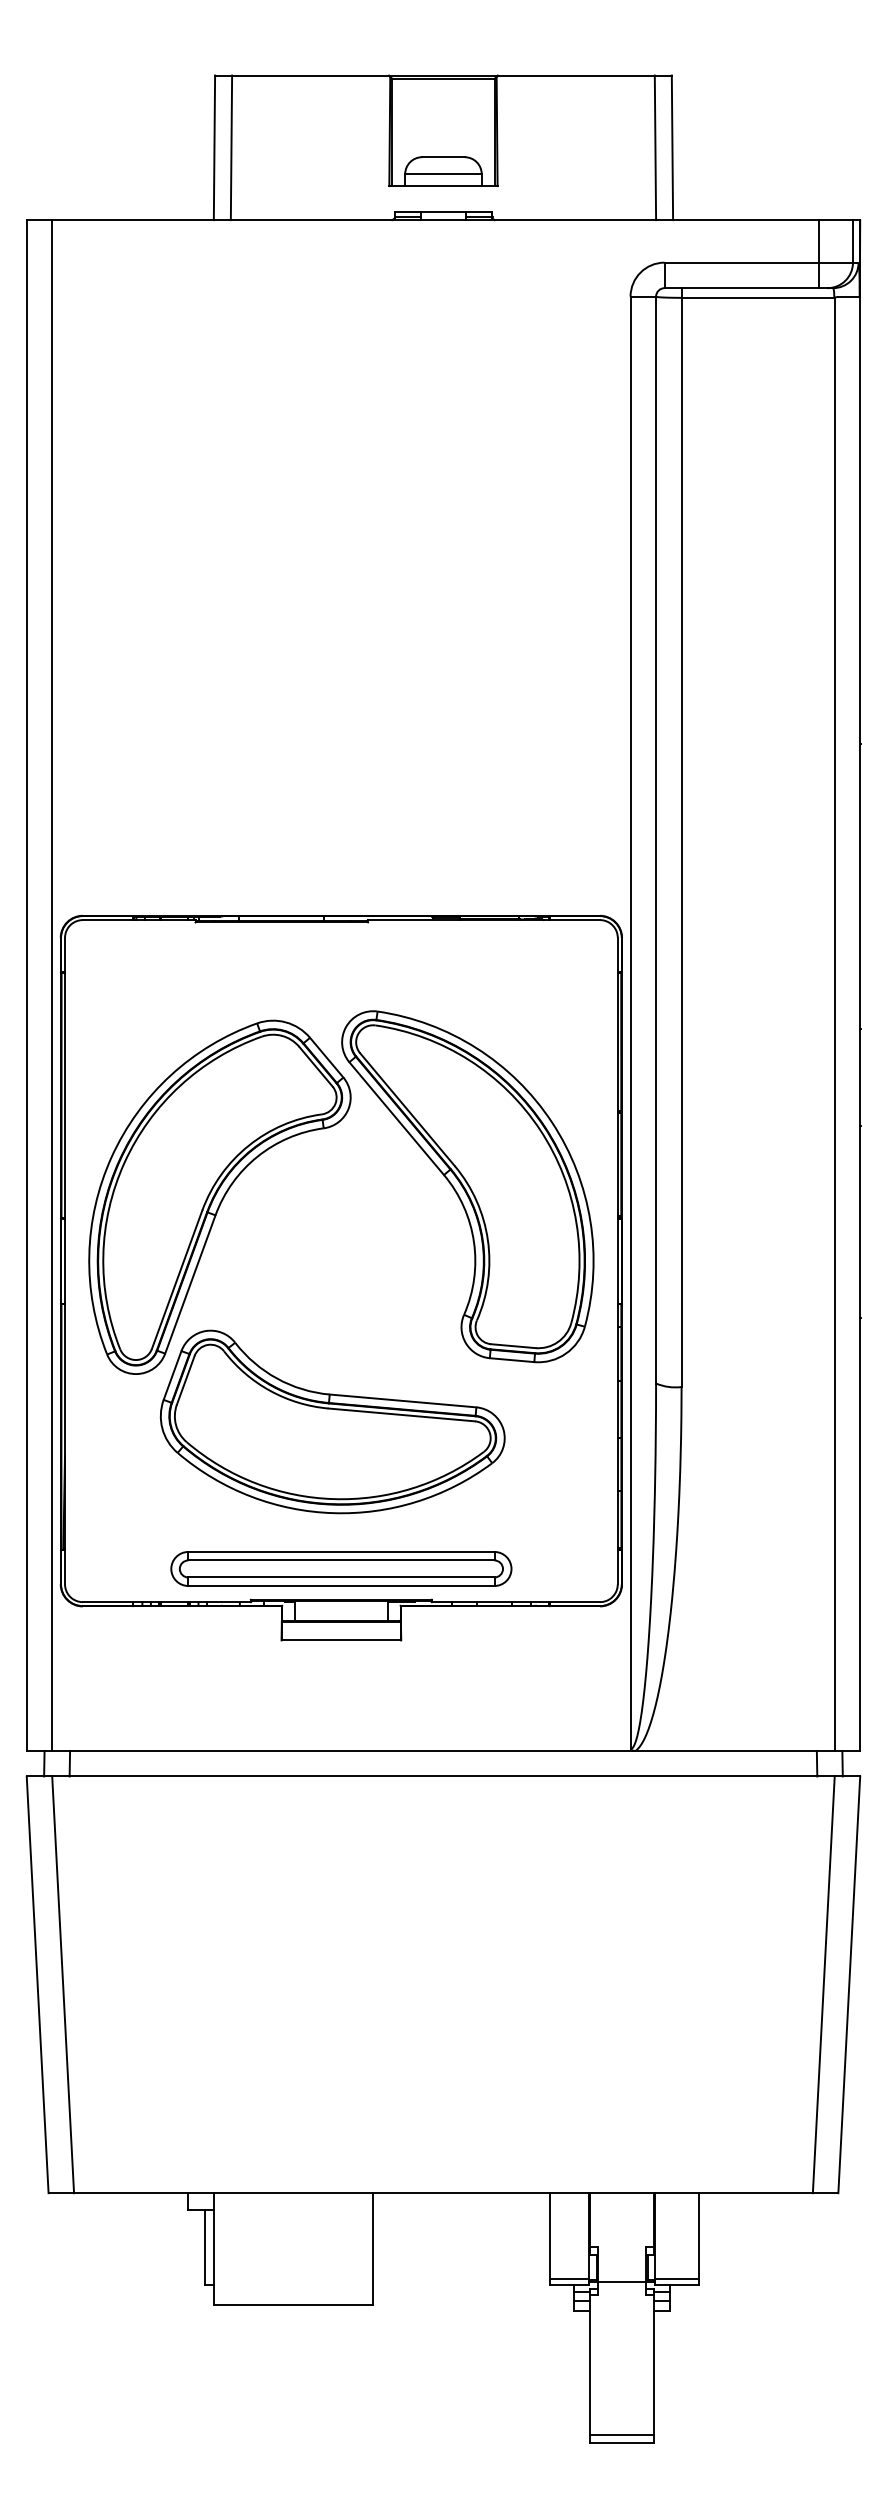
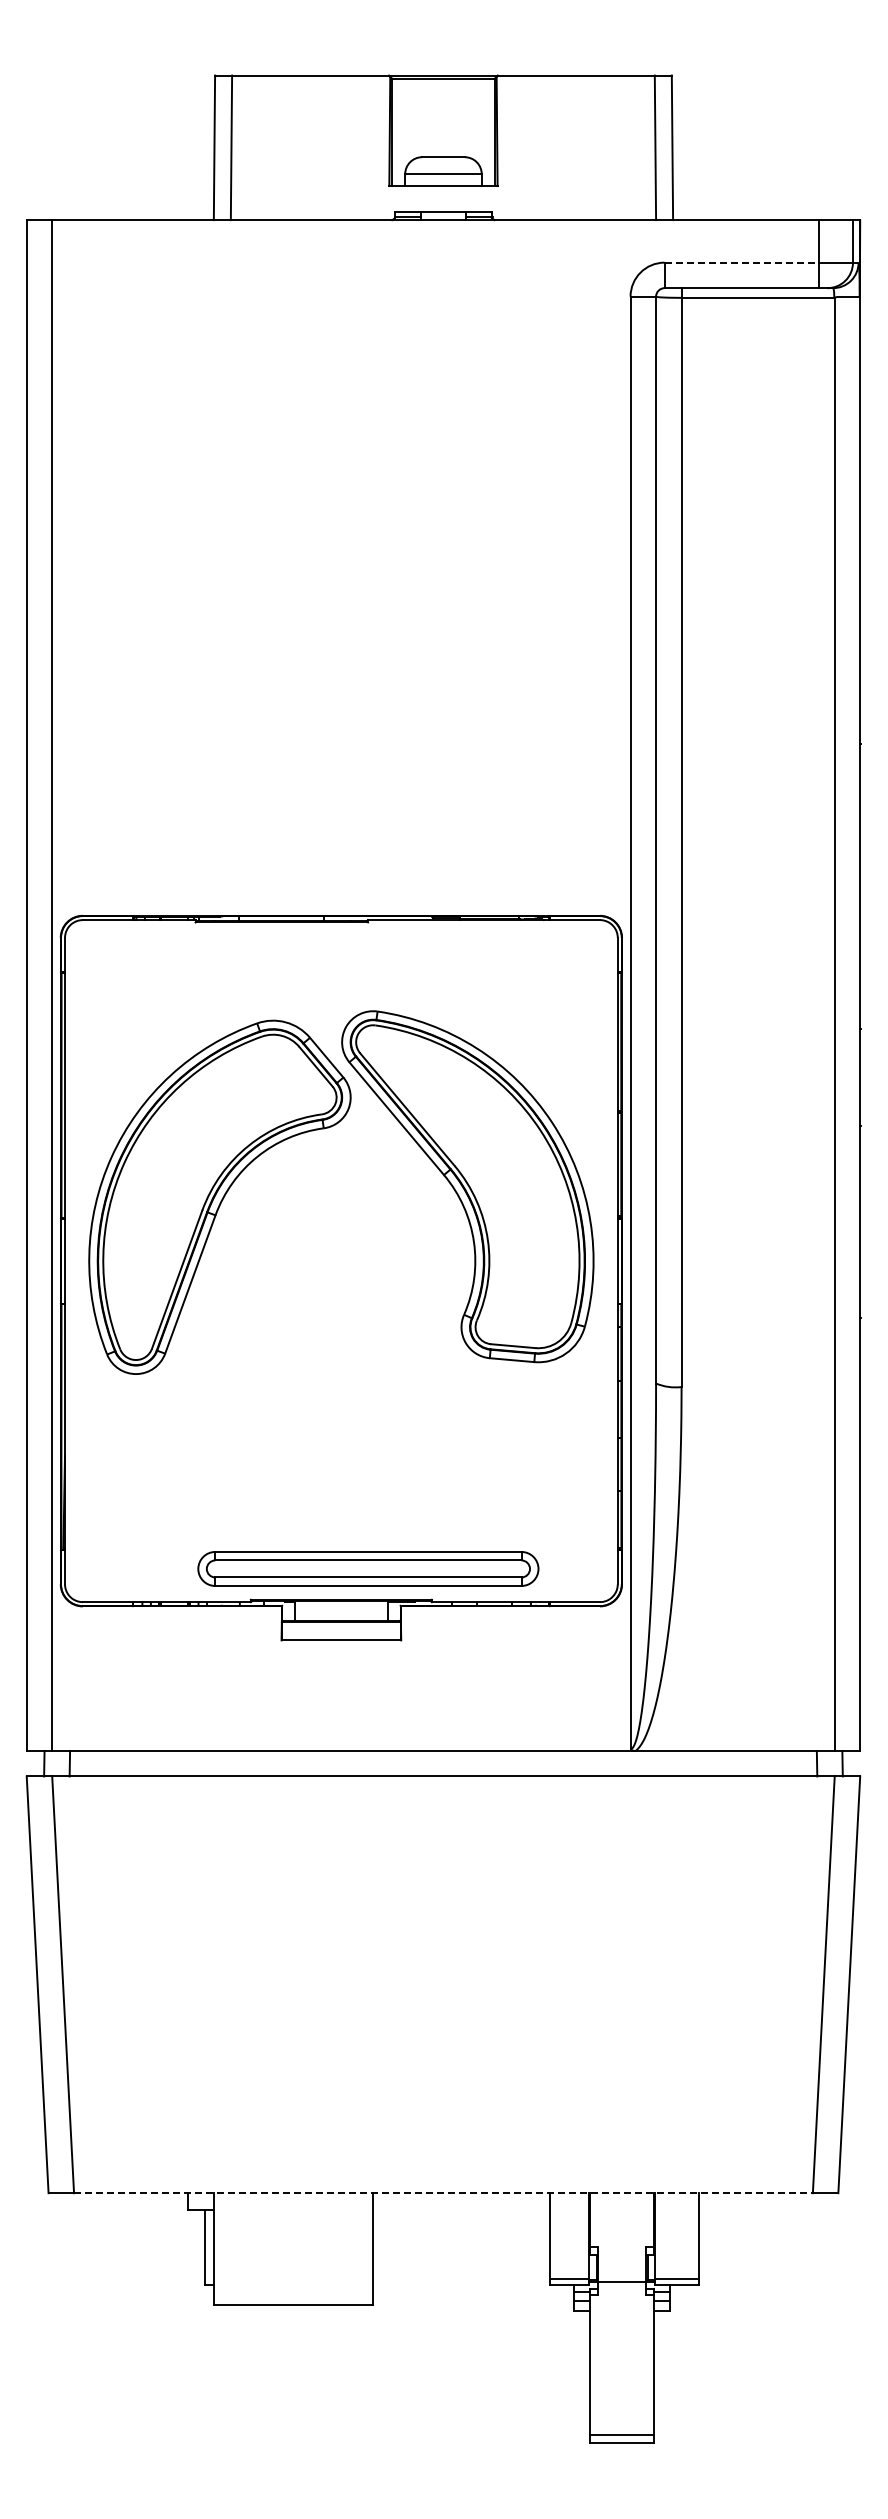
line: solid -> dashed (742, 262)
part: present -> none (332, 1421)
part position: (341, 1568) -> (368, 1568) (368, 1568)
line: solid -> dashed (443, 2193)
